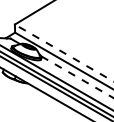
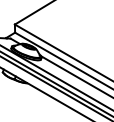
line: dashed -> solid (64, 53)
line: dashed -> solid (77, 77)
